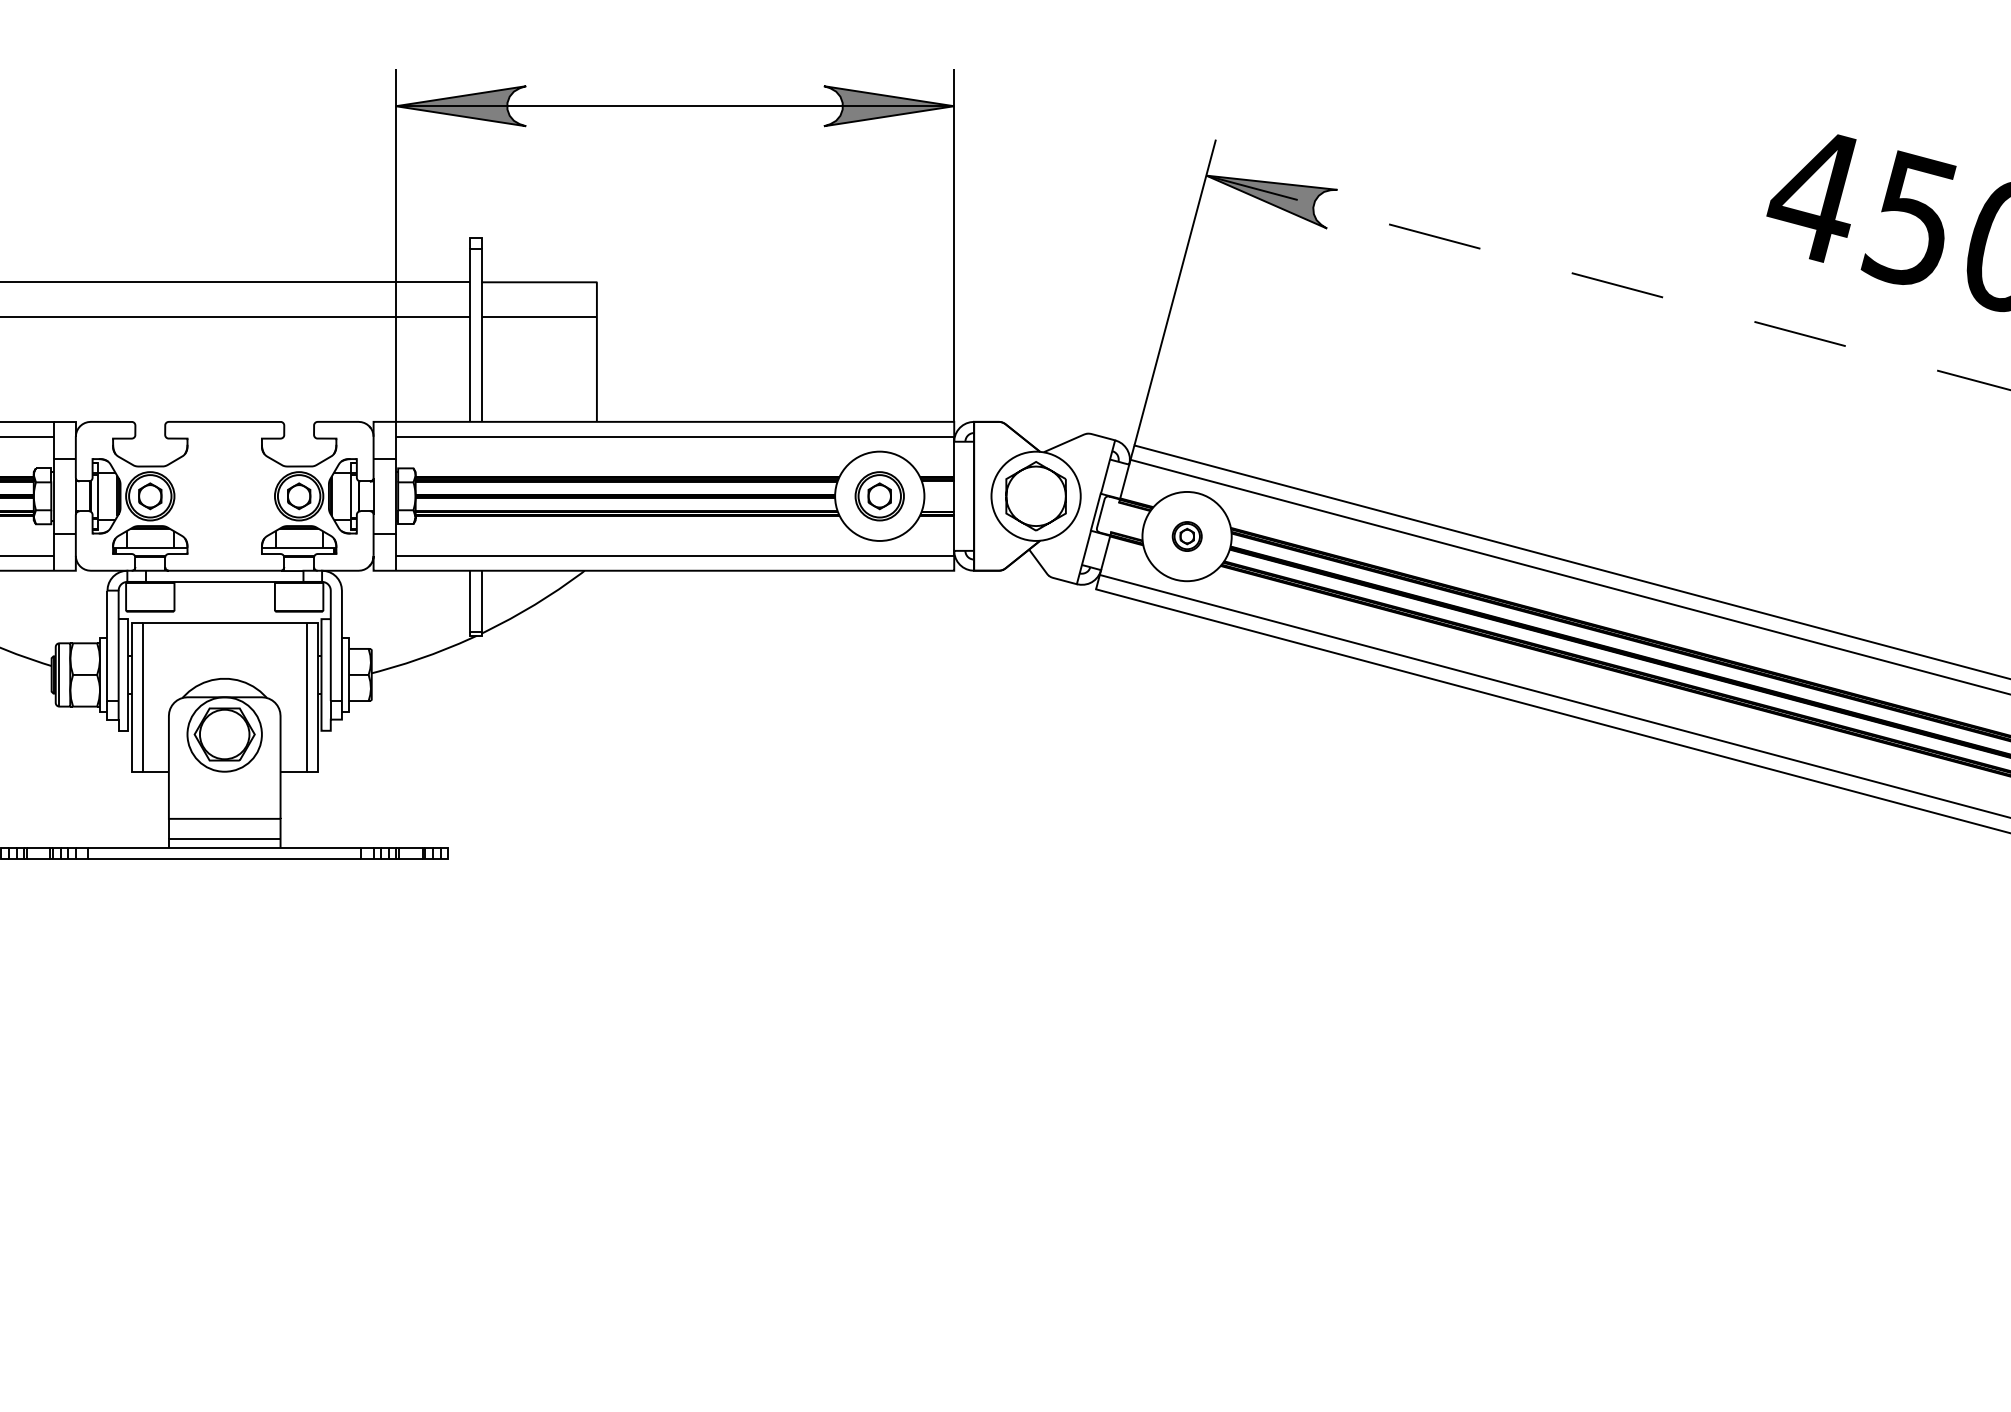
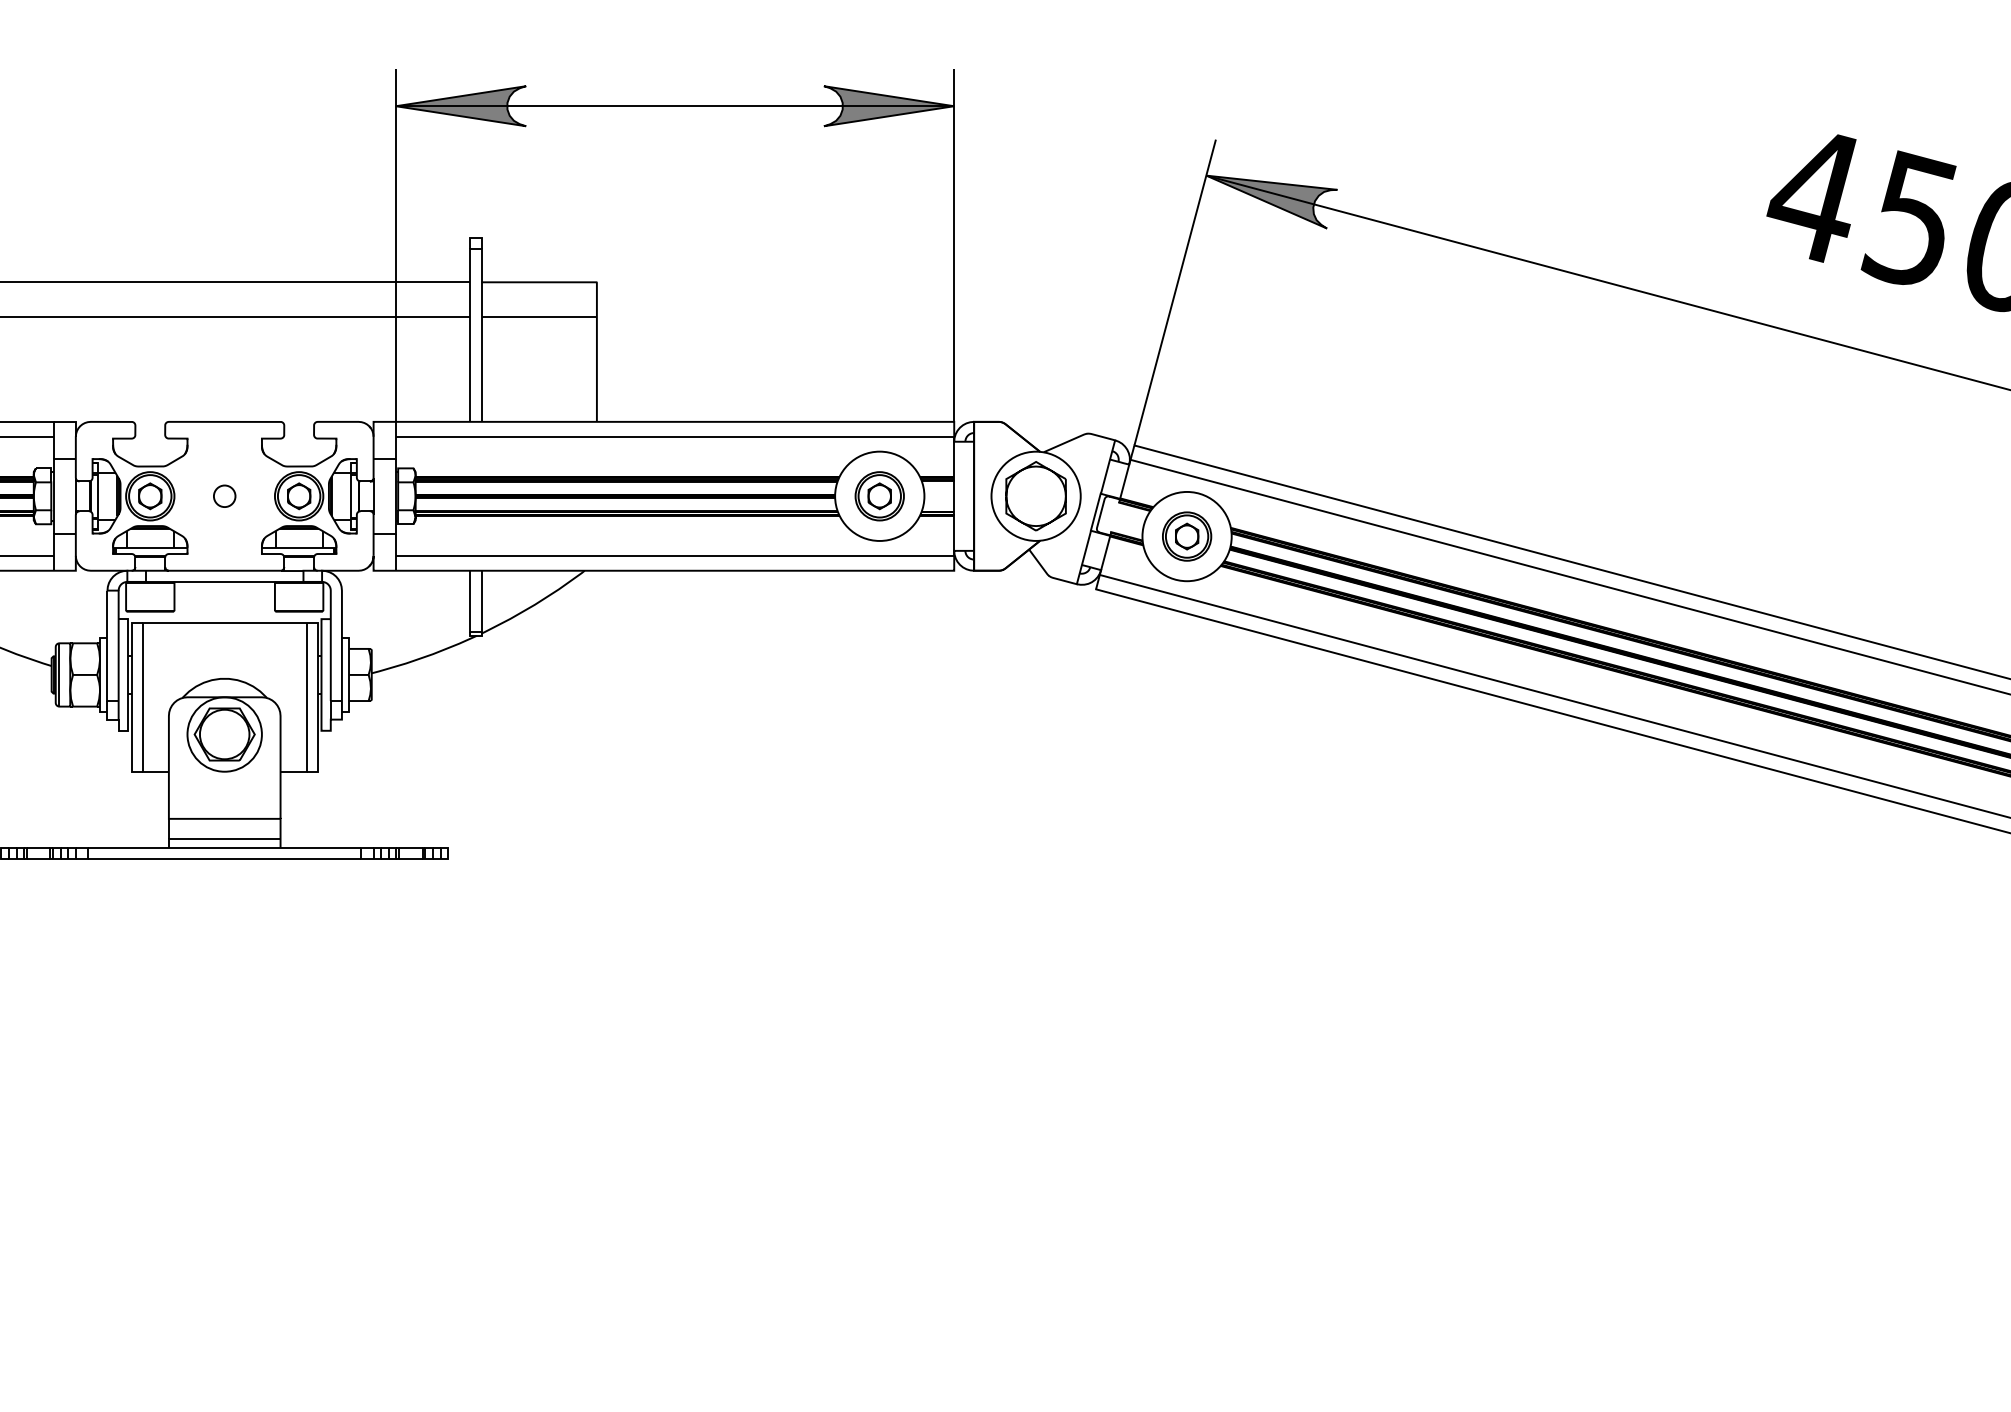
line: dashed -> solid (1608, 282)
circle: none -> present (224, 495)
part size: 32x31 px -> 51x51 px (1187, 536)
